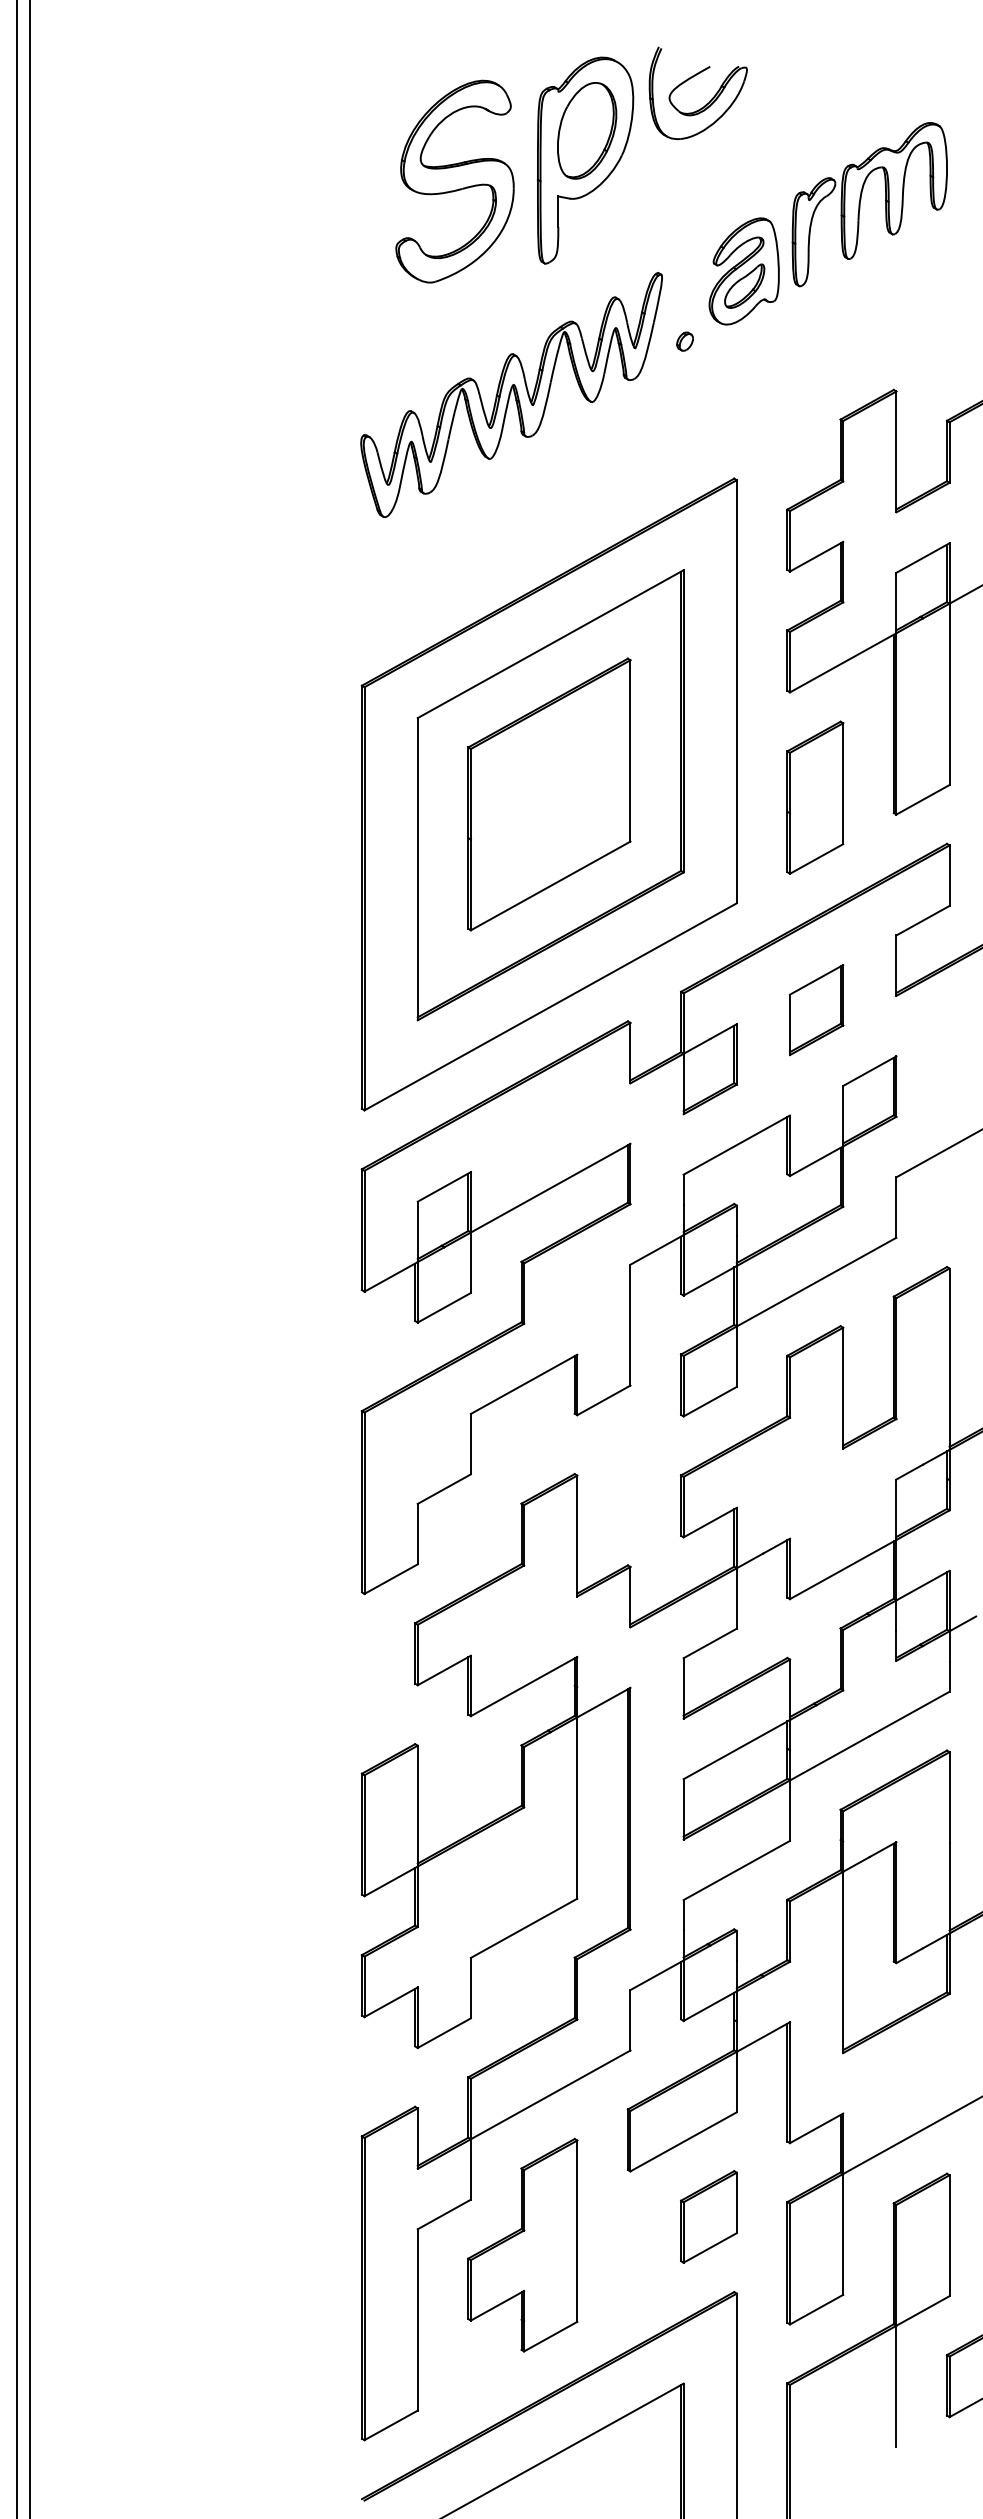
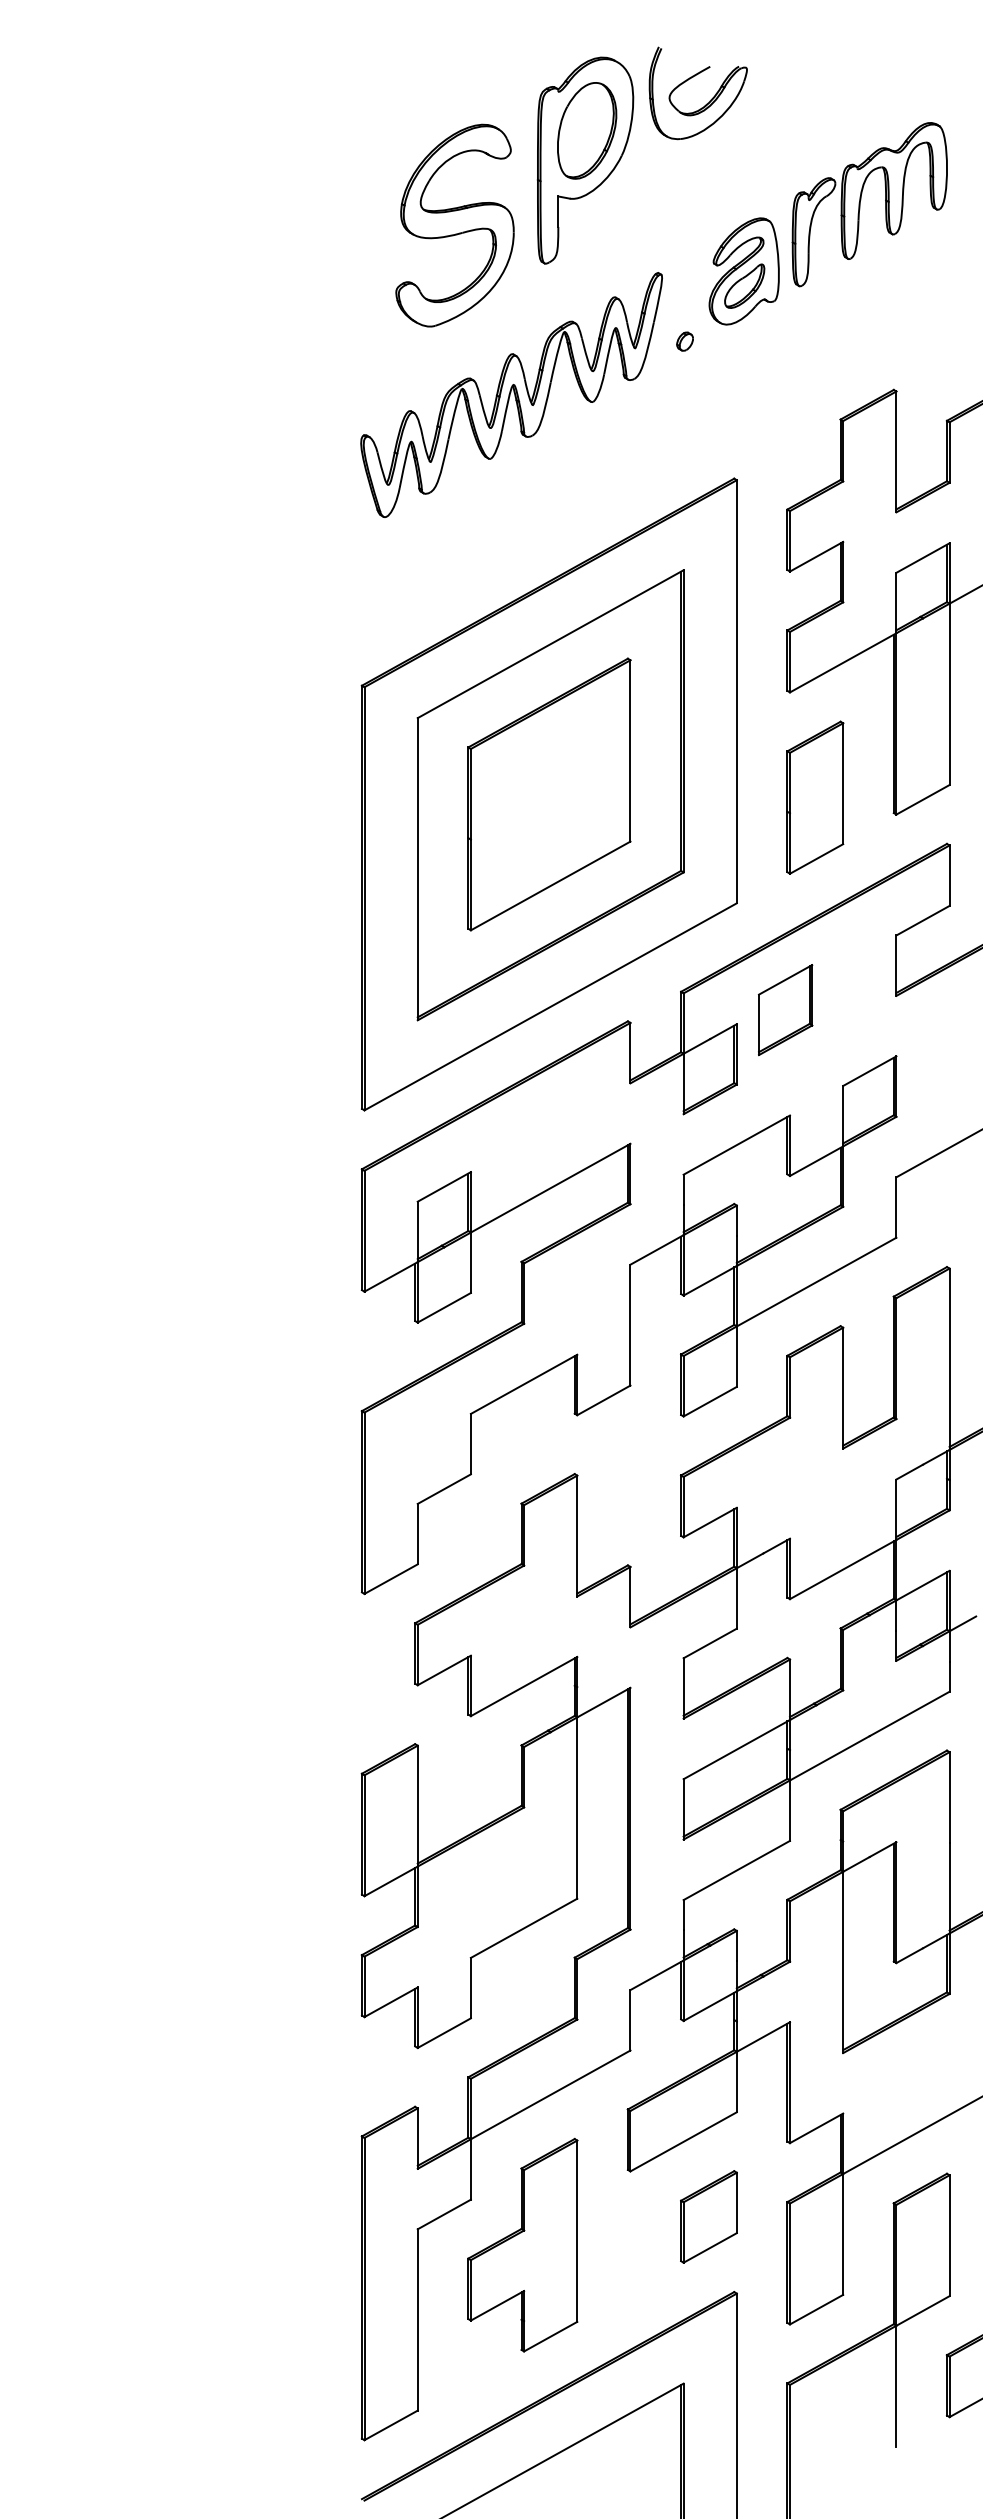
part position: (454, 181) -> (454, 225) (454, 225)
part position: (816, 1010) -> (785, 1010) (785, 1010)
line: present -> none (16, 1258)
line: present -> none (29, 1258)
